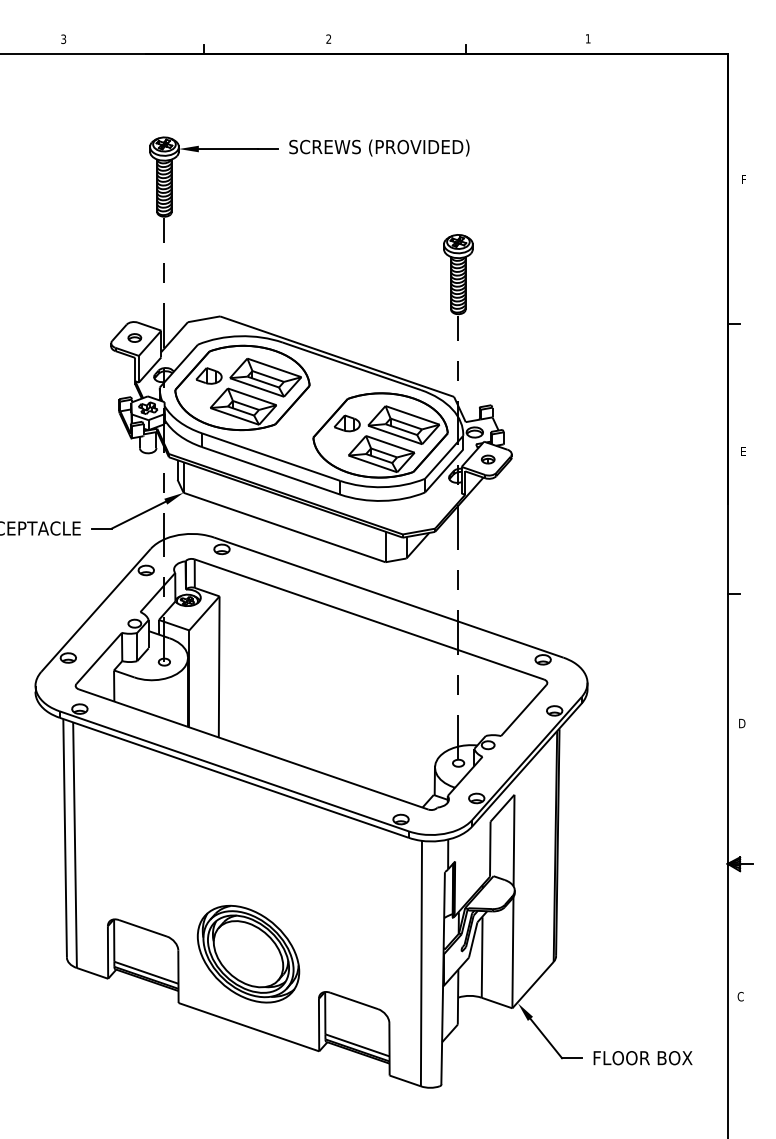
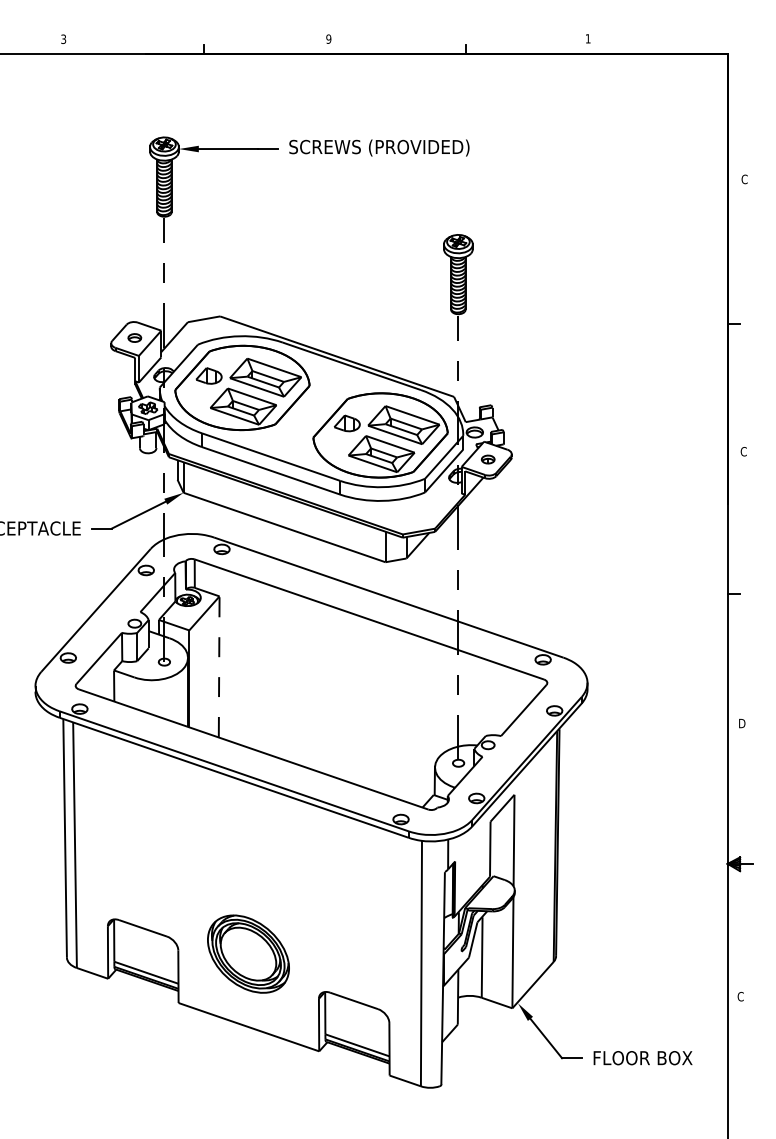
text: 2 -> 9 (328, 38)
text: F -> C (744, 179)
text: E -> C (743, 451)
line: solid -> dashed (219, 666)
part size: 105x100 px -> 83x80 px (248, 953)
